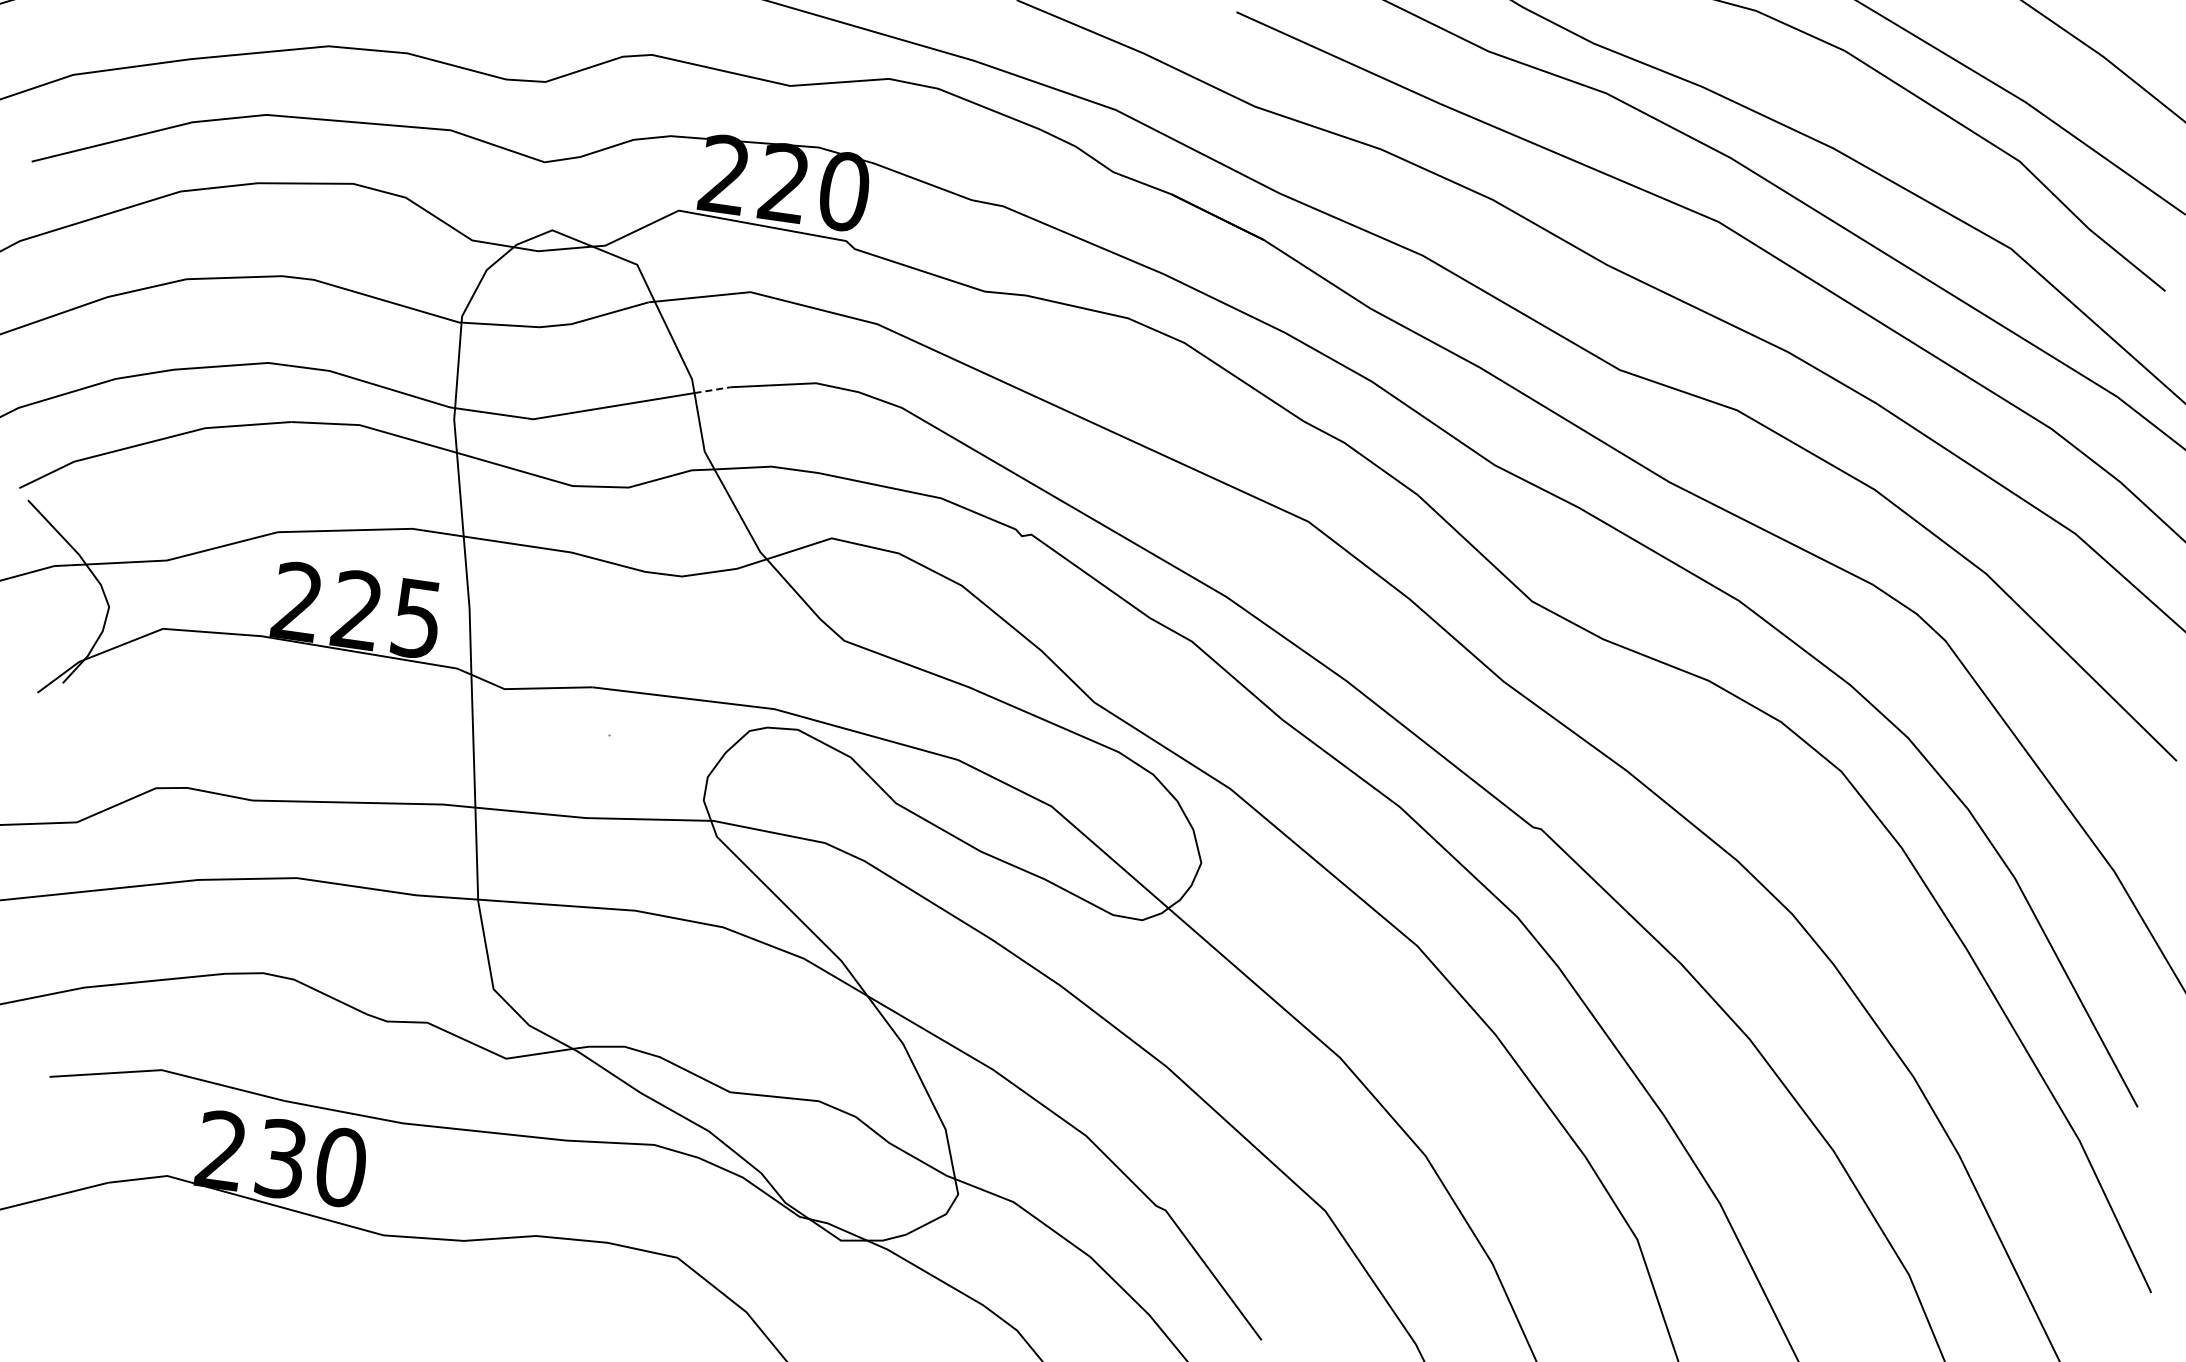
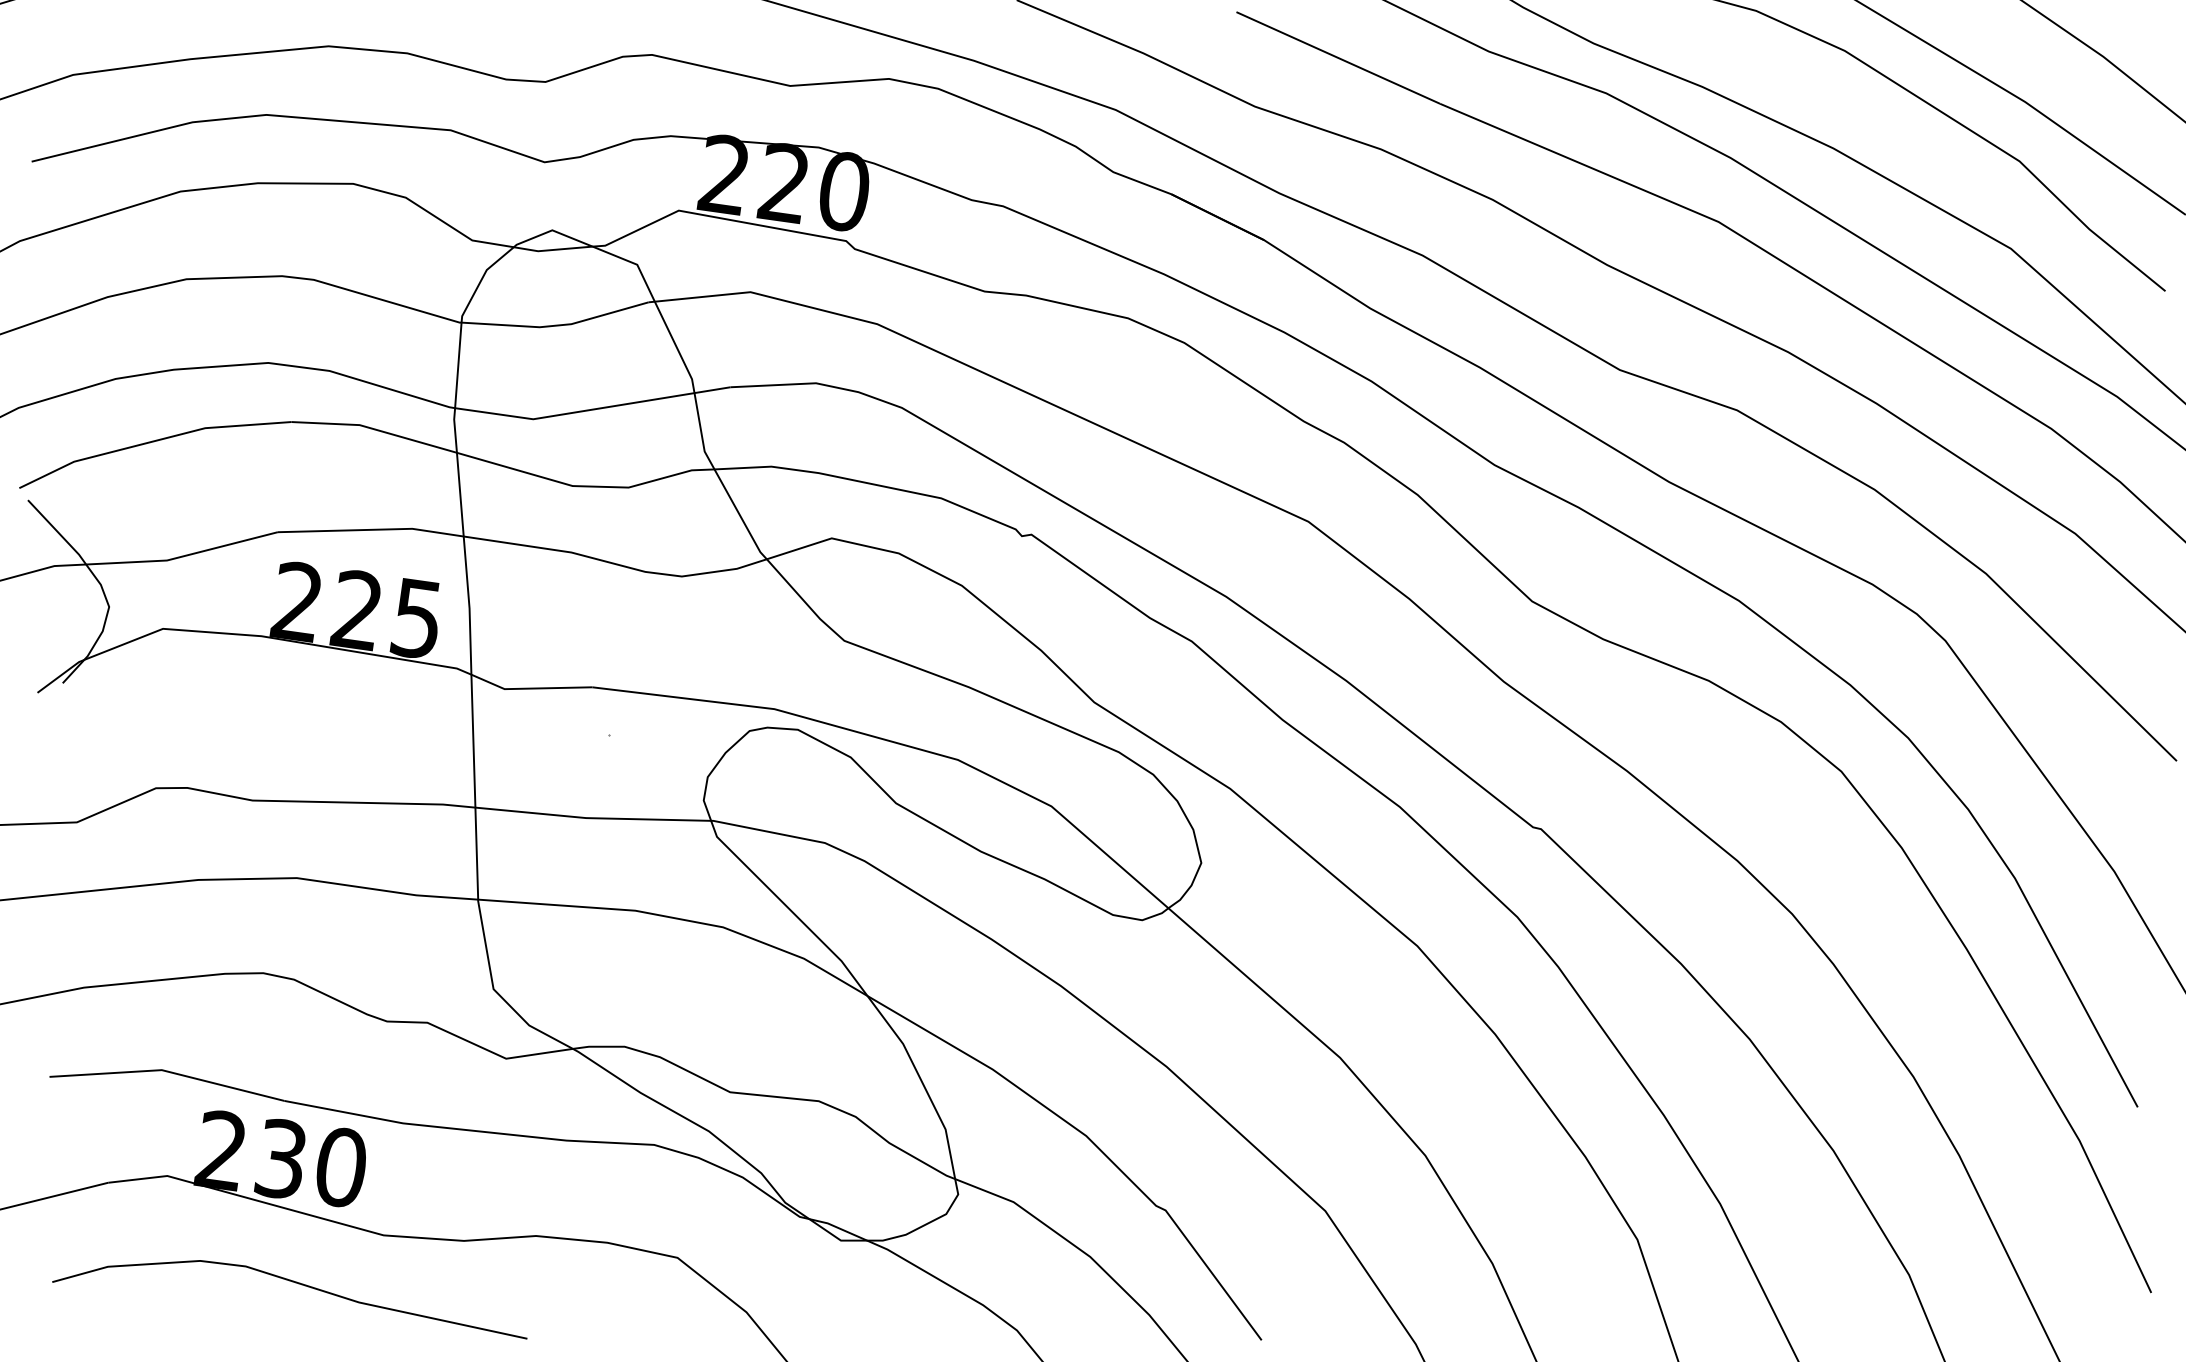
line: dashed -> solid (713, 390)
curve: none -> present (295, 1283)
